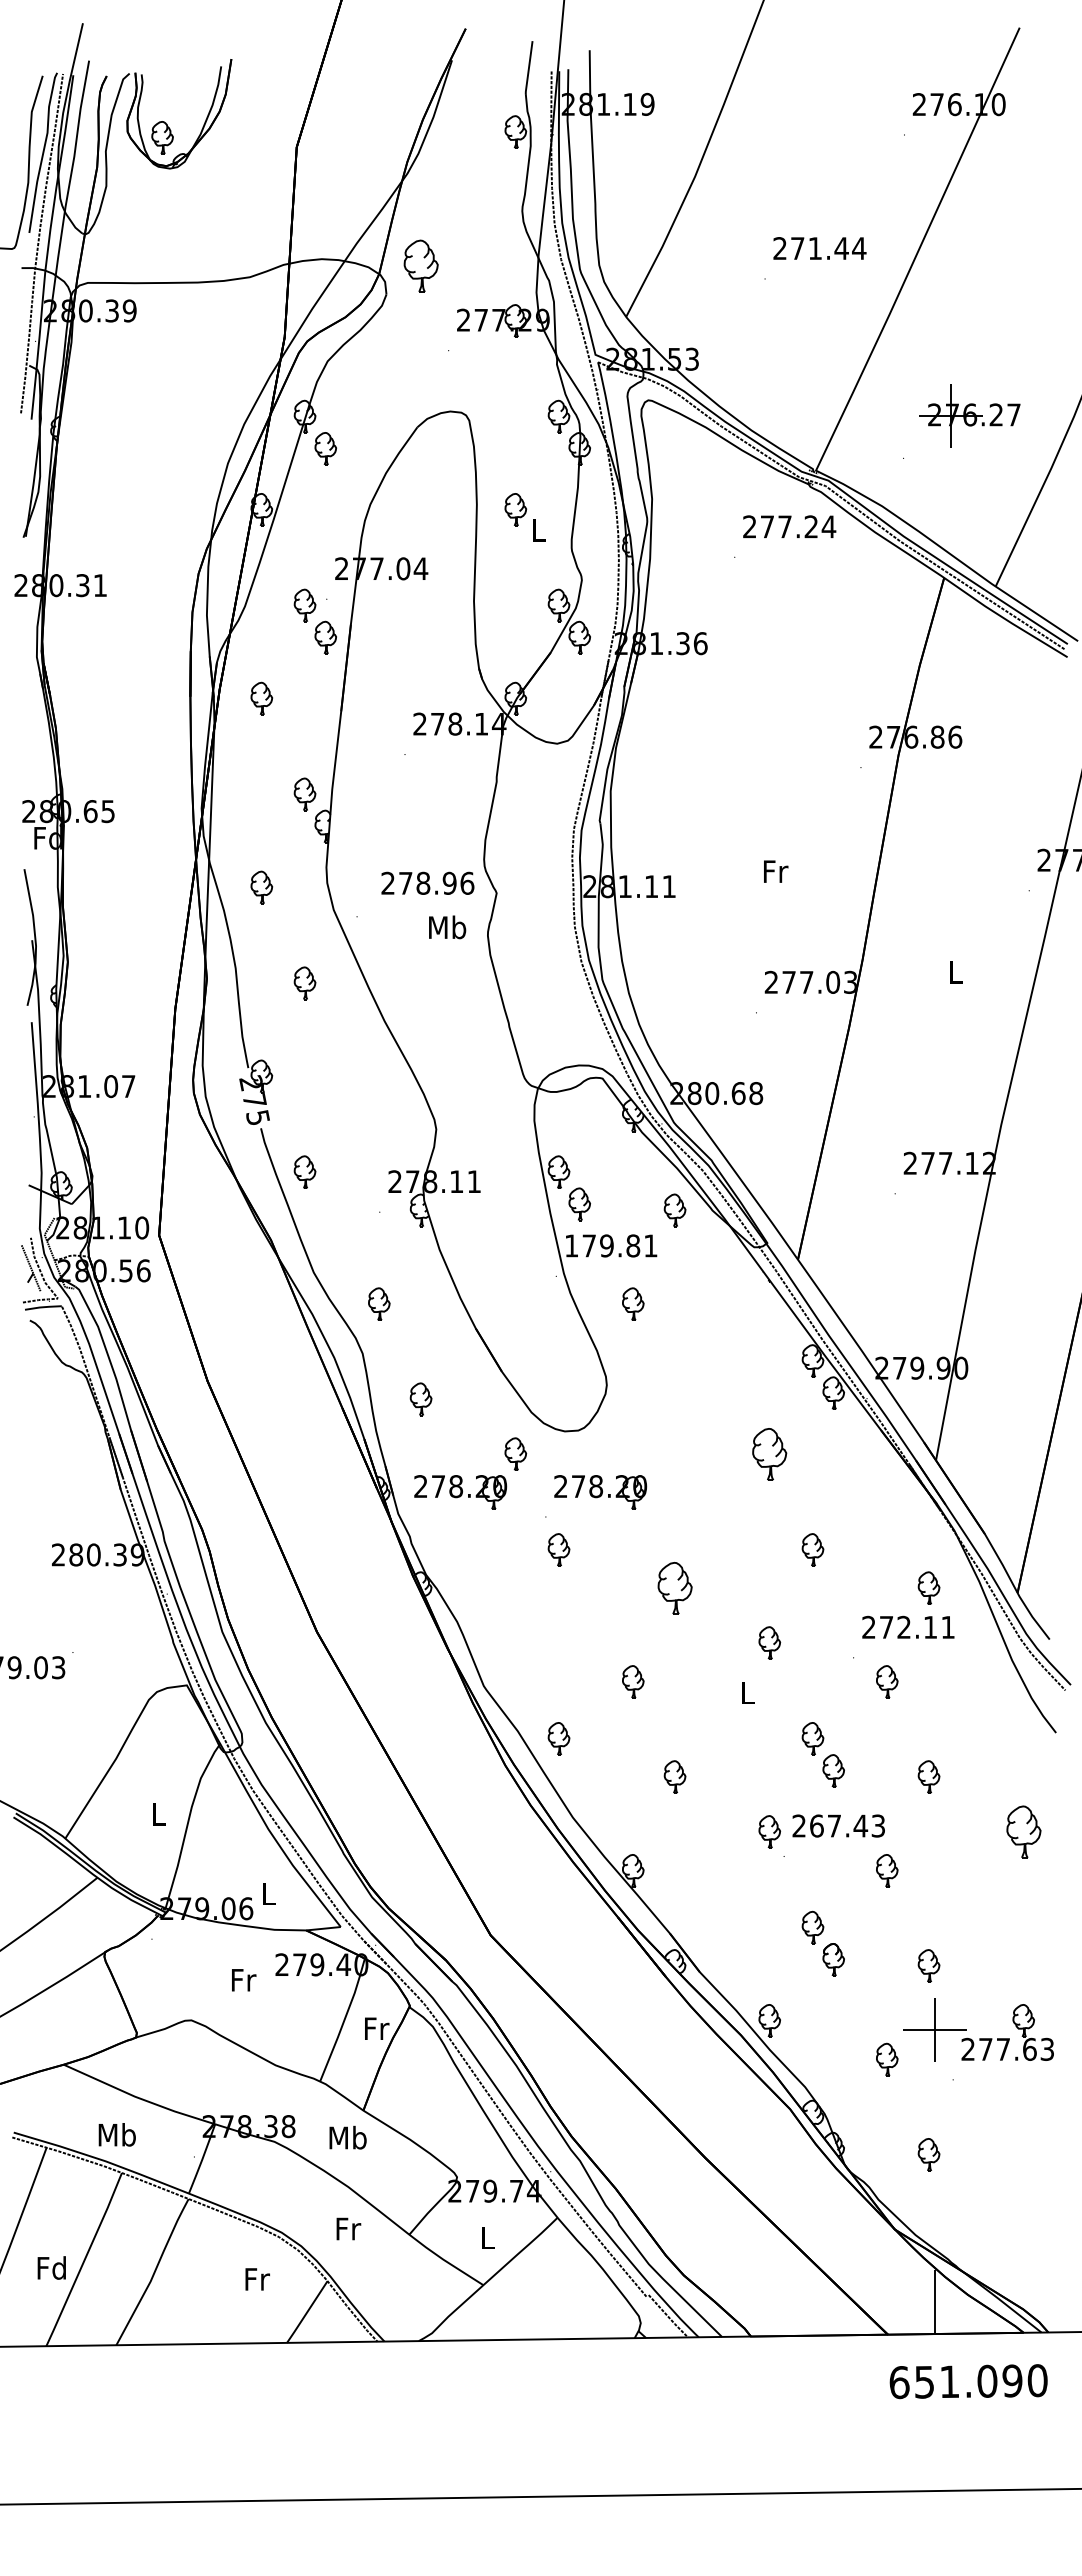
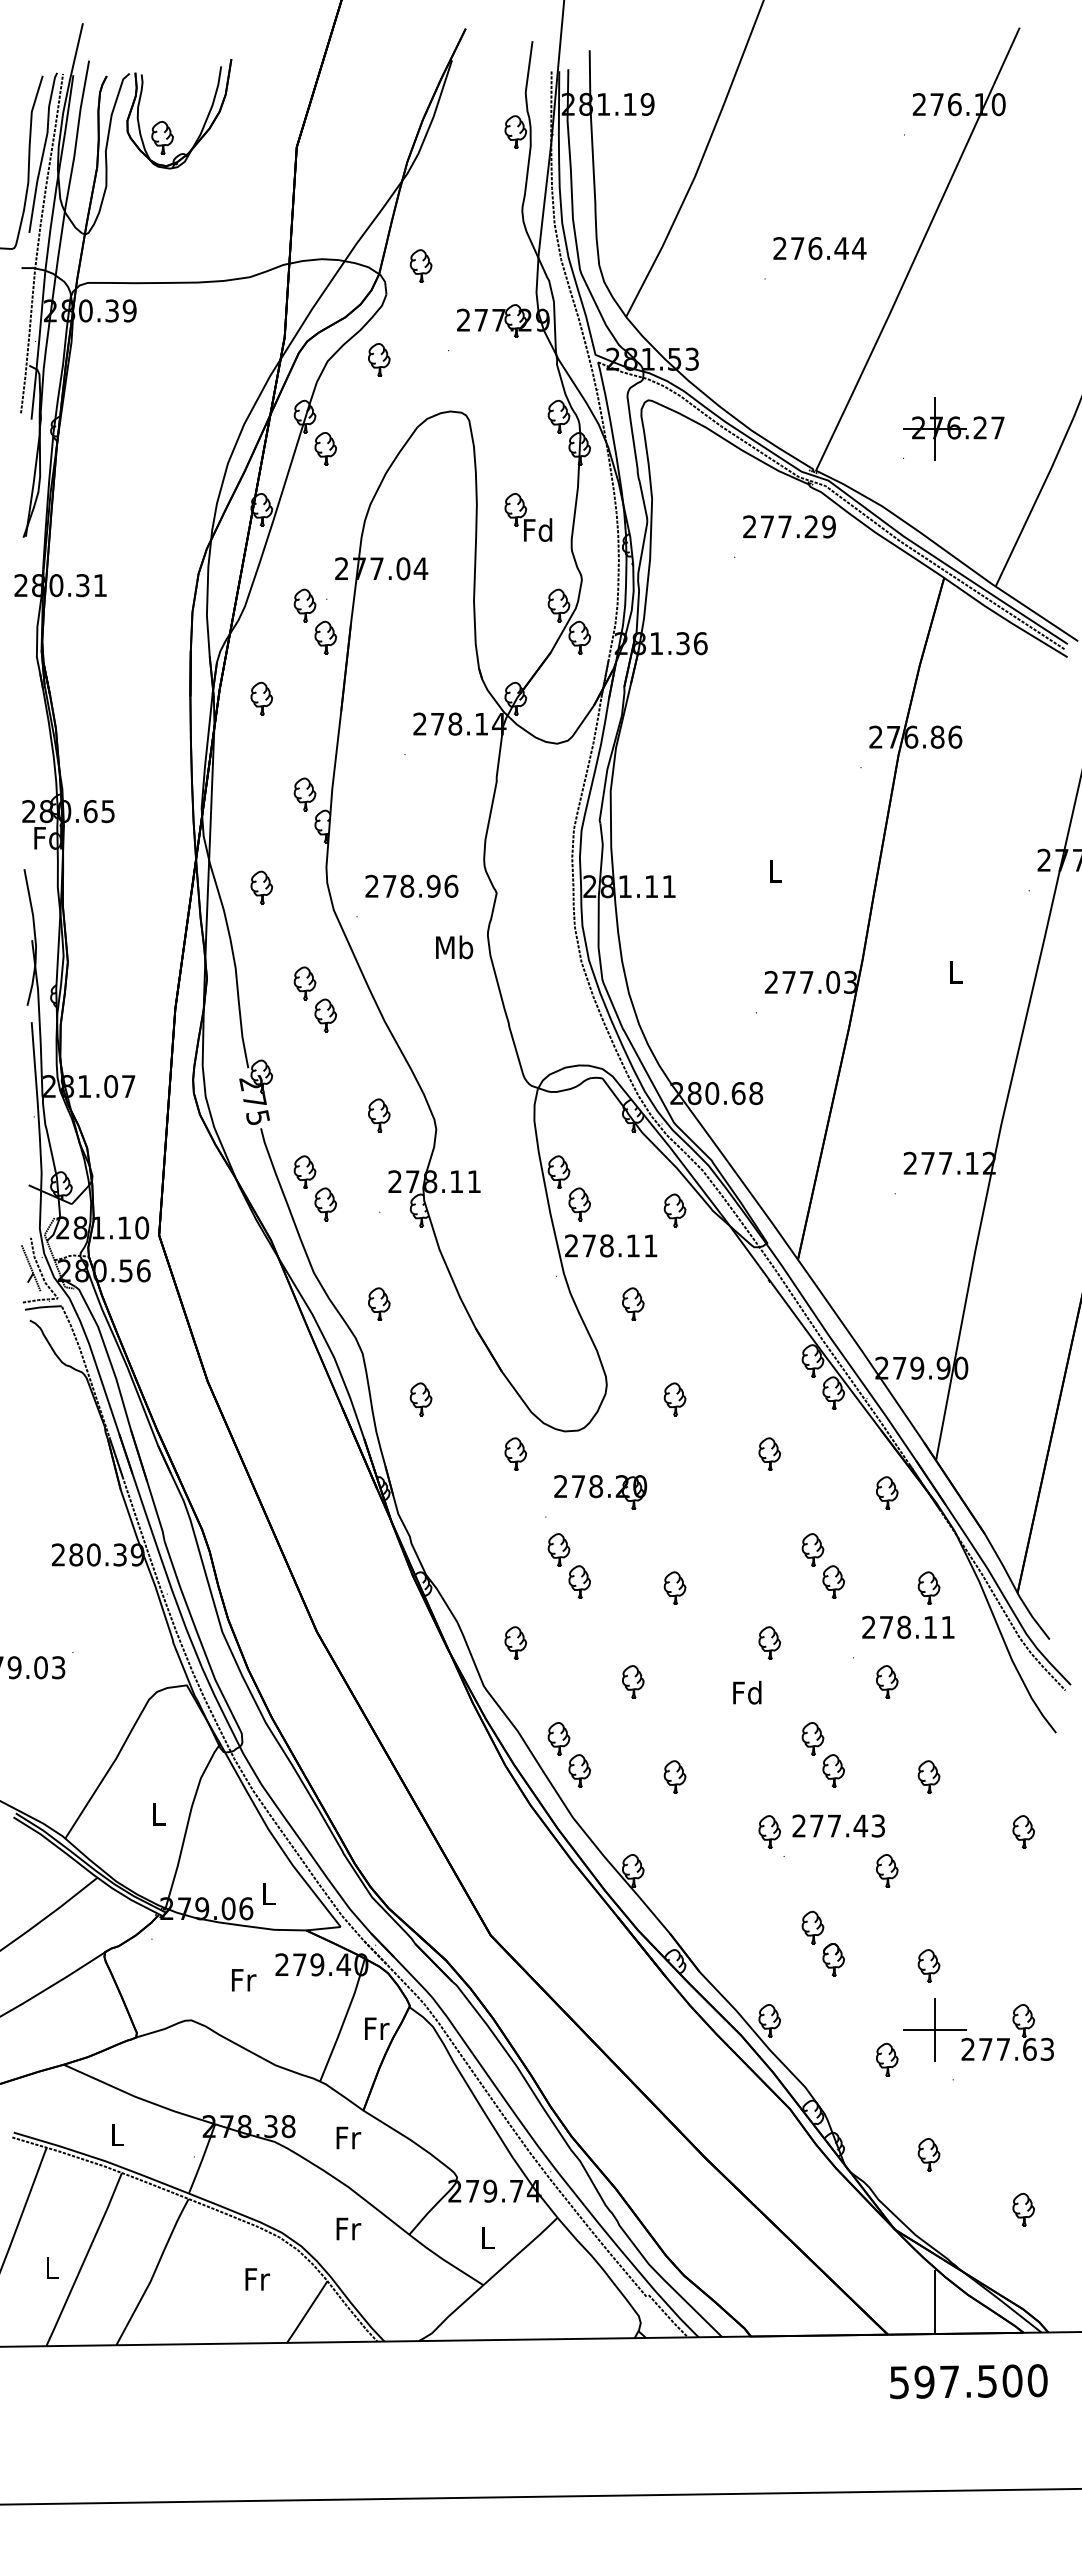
text: 271.44 -> 276.44 (815, 248)
part size: 36x54 px -> 24x34 px (420, 265)
part: none -> present (379, 359)
part position: (969, 415) -> (953, 428) (953, 428)
text: 277.24 -> 277.29 (828, 526)
text: L -> Fd (538, 529)
text: Fr -> L (776, 871)
text position: (427, 882) -> (411, 885) (411, 885)
text position: (447, 927) -> (454, 947) (454, 947)
part: none -> present (325, 1015)
part: none -> present (379, 1115)
part: none -> present (325, 1204)
text: 179.81 -> 278.11 (602, 1245)
part: none -> present (674, 1399)
part size: 36x53 px -> 24x34 px (769, 1453)
part: present -> none (460, 1492)
part: none -> present (887, 1492)
part: none -> present (579, 1581)
part: none -> present (833, 1581)
part size: 36x53 px -> 24x34 px (674, 1587)
text: 272.11 -> 278.11 (904, 1627)
part: none -> present (515, 1642)
text: L -> Fd (747, 1692)
part: none -> present (579, 1770)
text: 267.43 -> 277.43 (816, 1825)
part size: 36x54 px -> 23x34 px (1023, 1831)
text: Mb -> L (116, 2134)
text: Mb -> Fr (347, 2137)
part: none -> present (1023, 2209)
text: Fd -> L (51, 2267)
text: 651.090 -> 597.500 (955, 2381)
